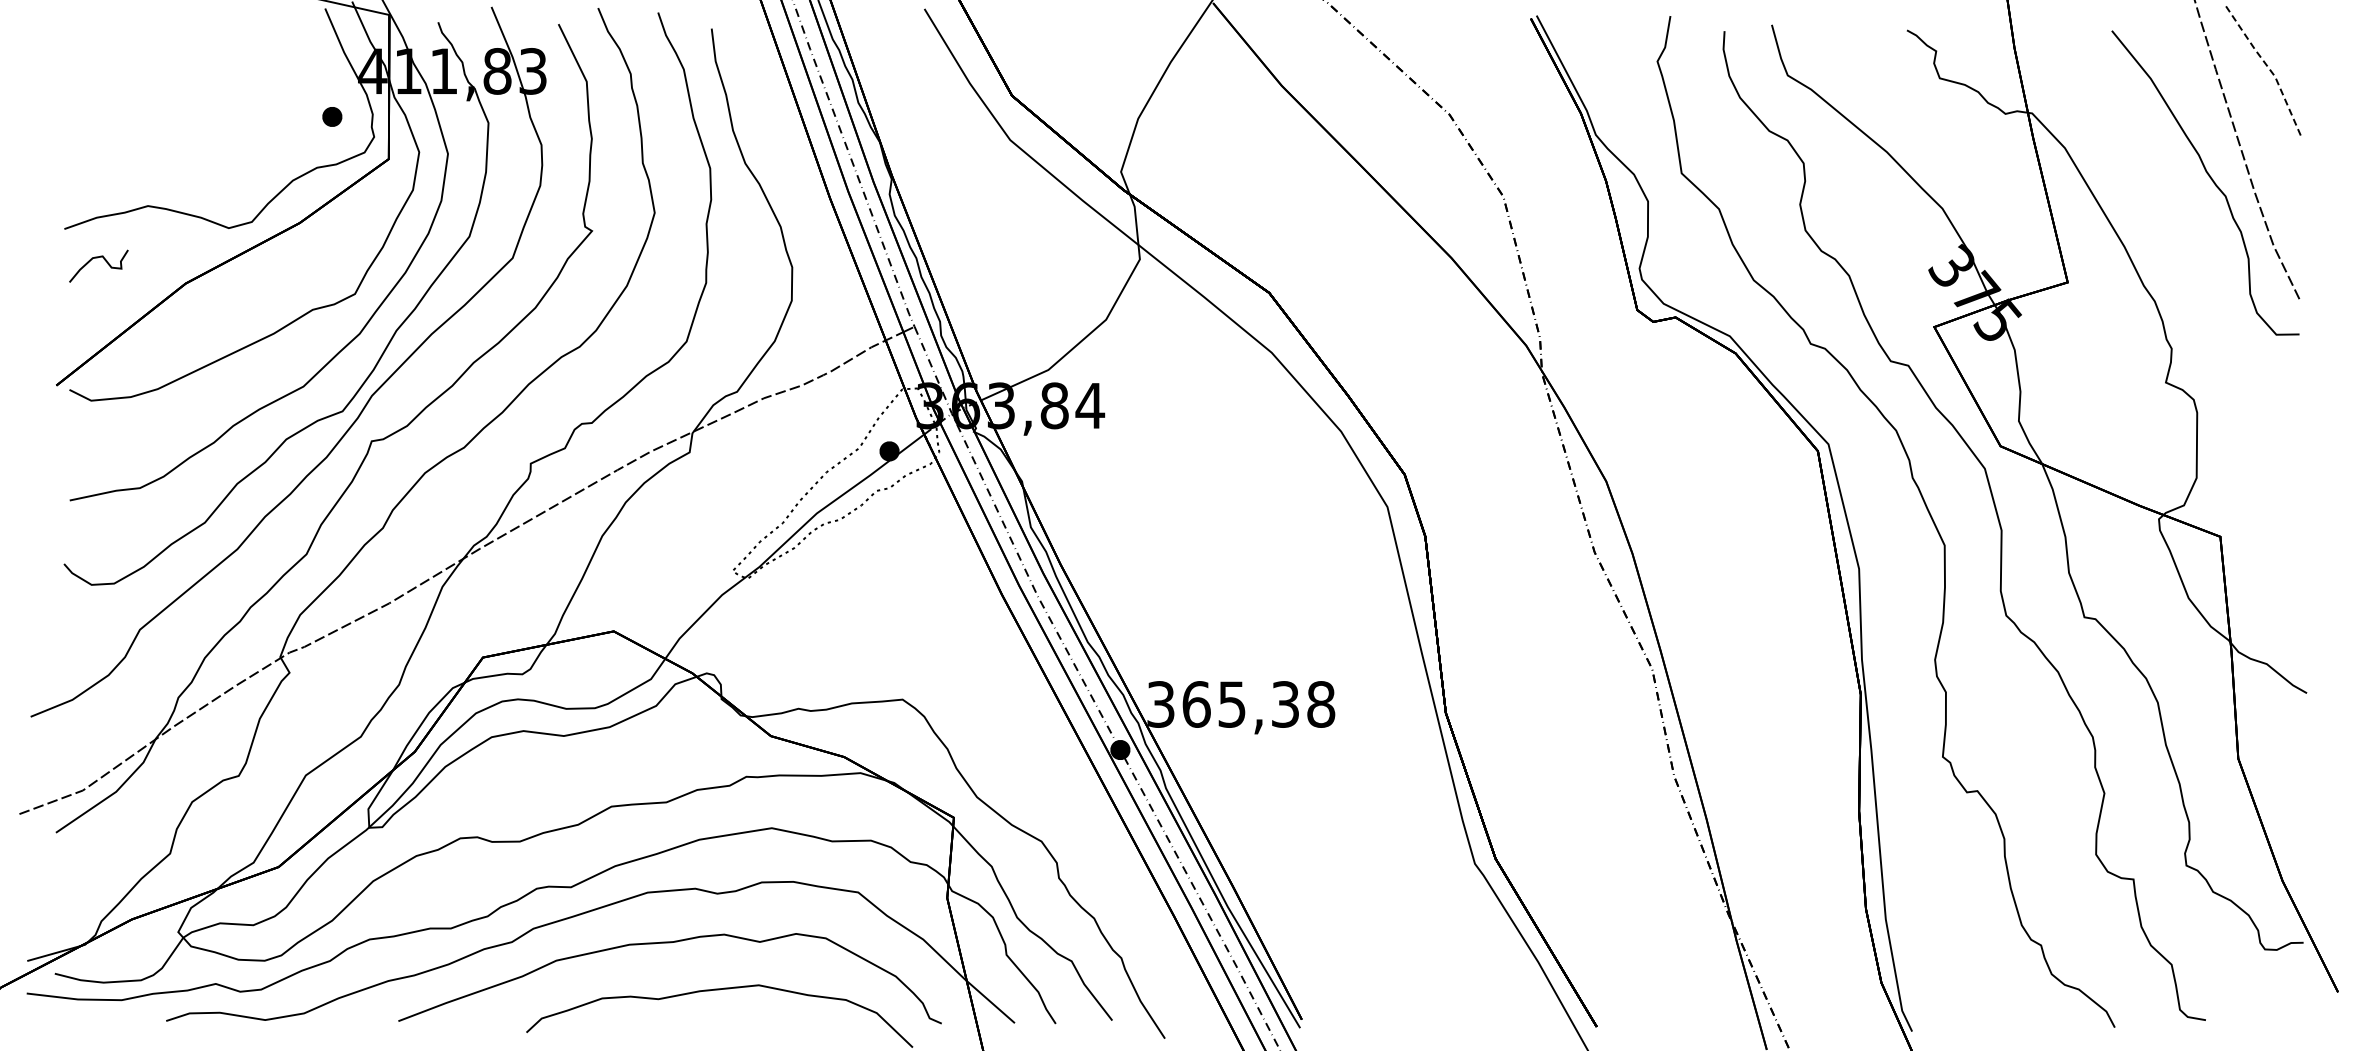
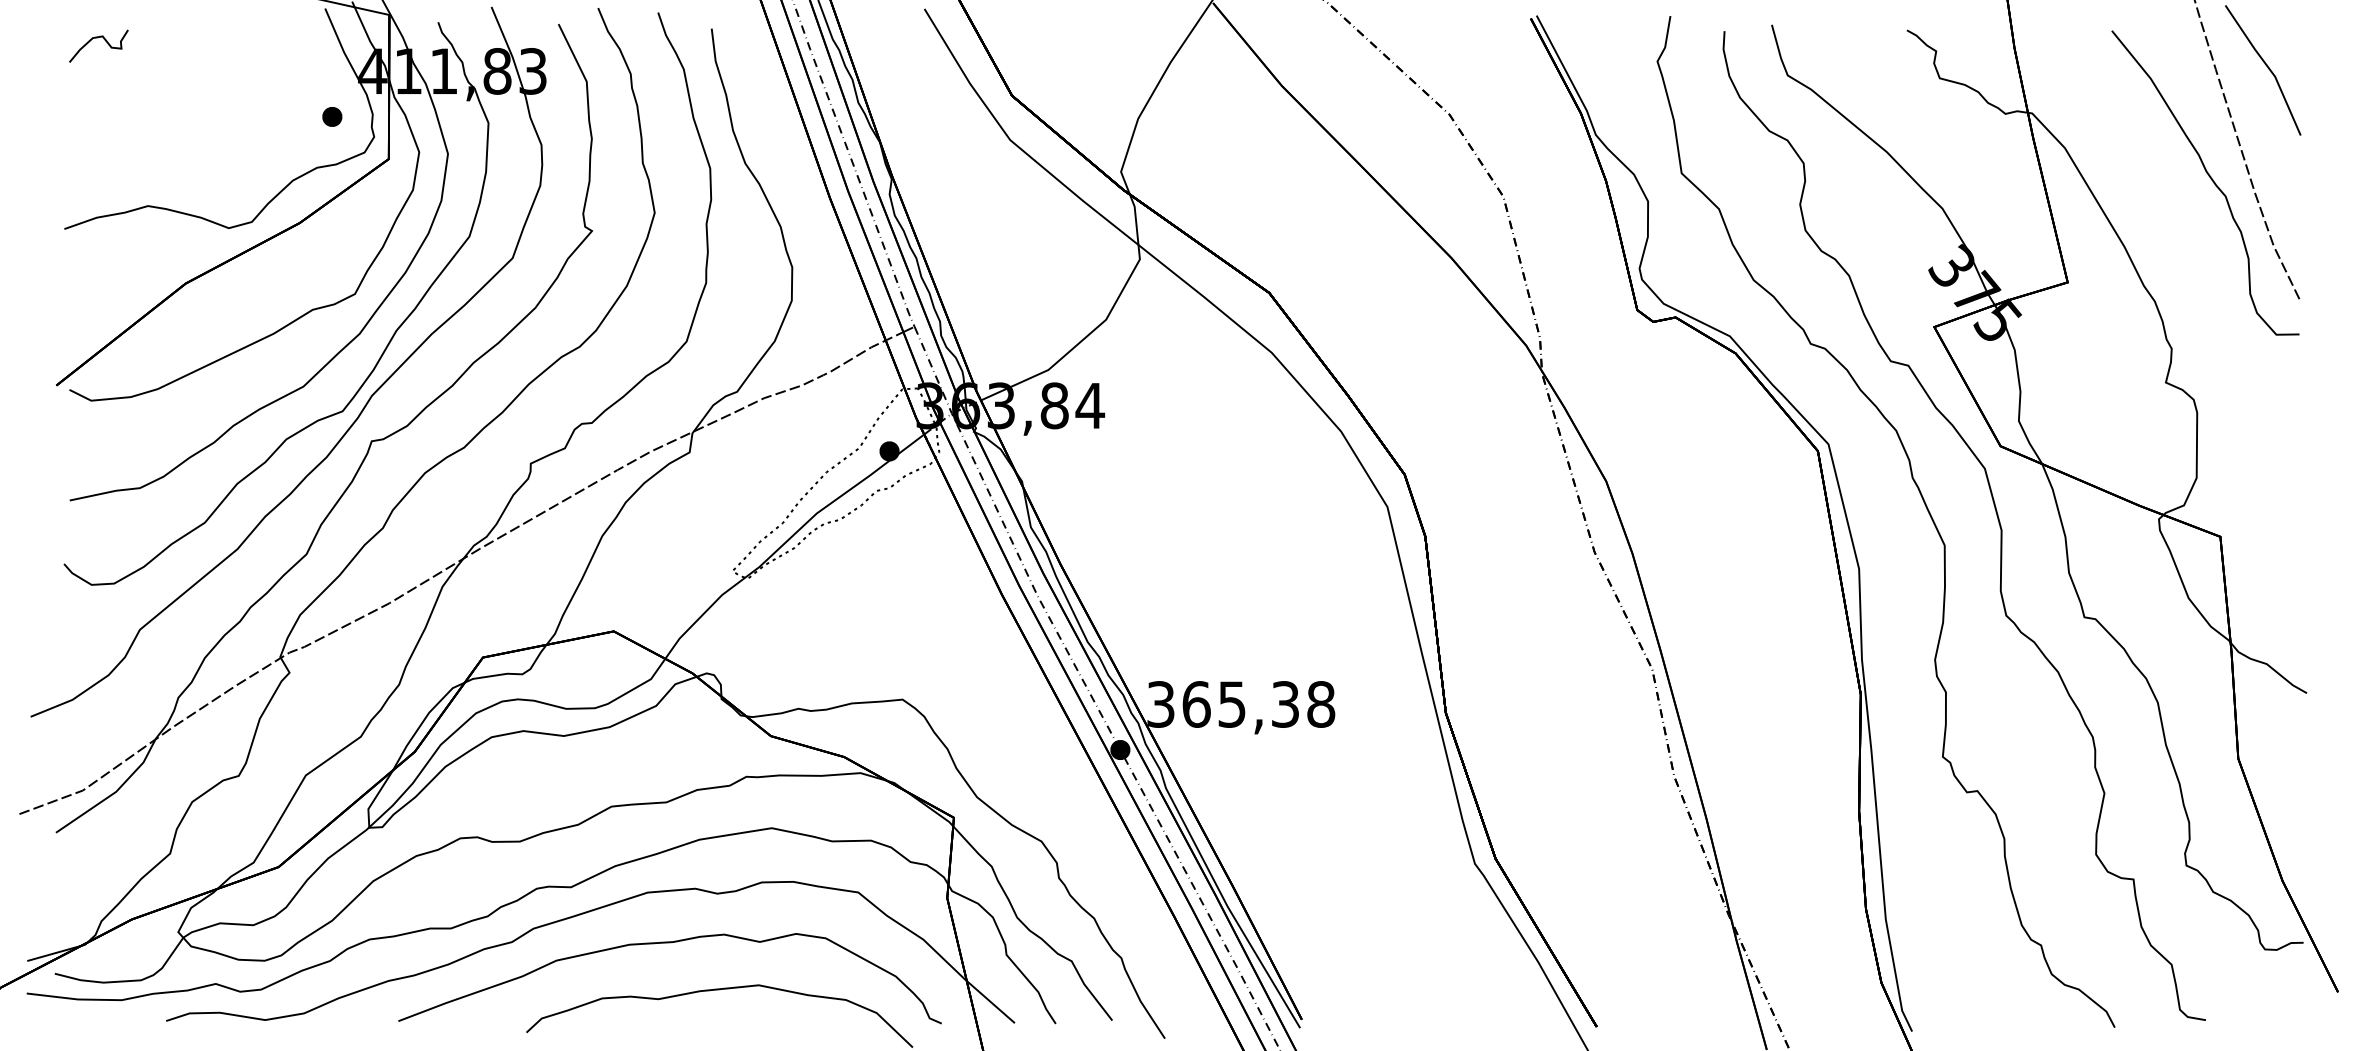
line: dashed -> solid (2268, 67)
curve position: (97, 258) -> (97, 38) (97, 38)
